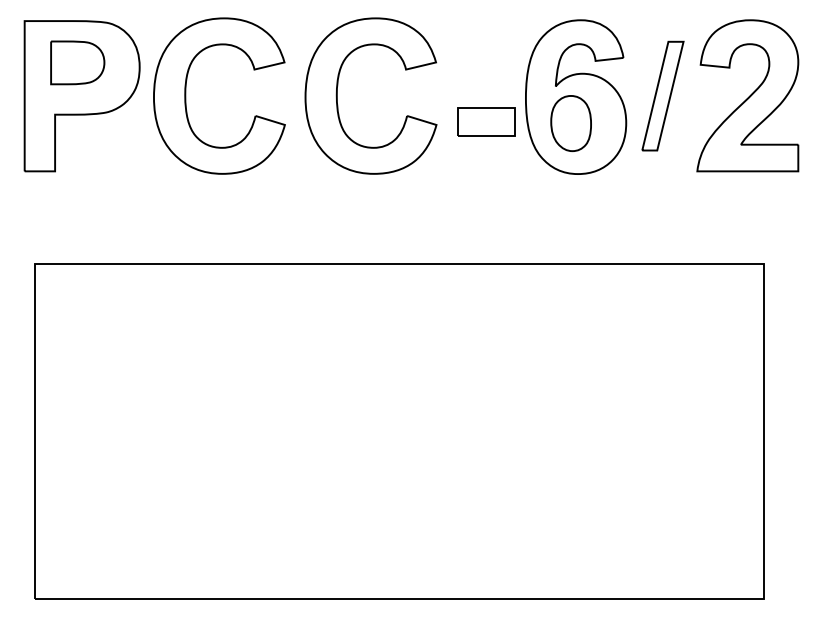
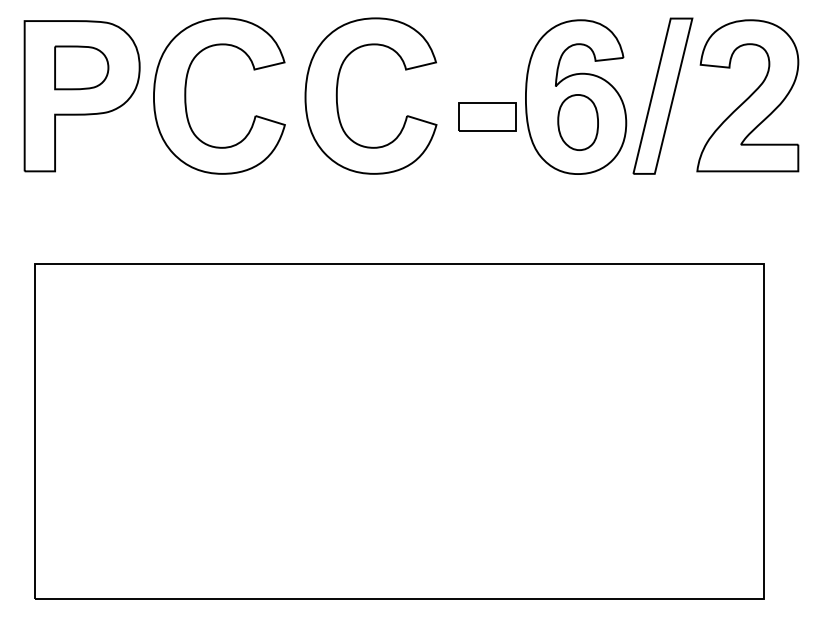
part position: (77, 62) -> (81, 67) (81, 67)
part size: 44x112 px -> 62x158 px (662, 95)
part position: (486, 121) -> (487, 116) (487, 116)
part position: (570, 123) -> (577, 122) (577, 122)
